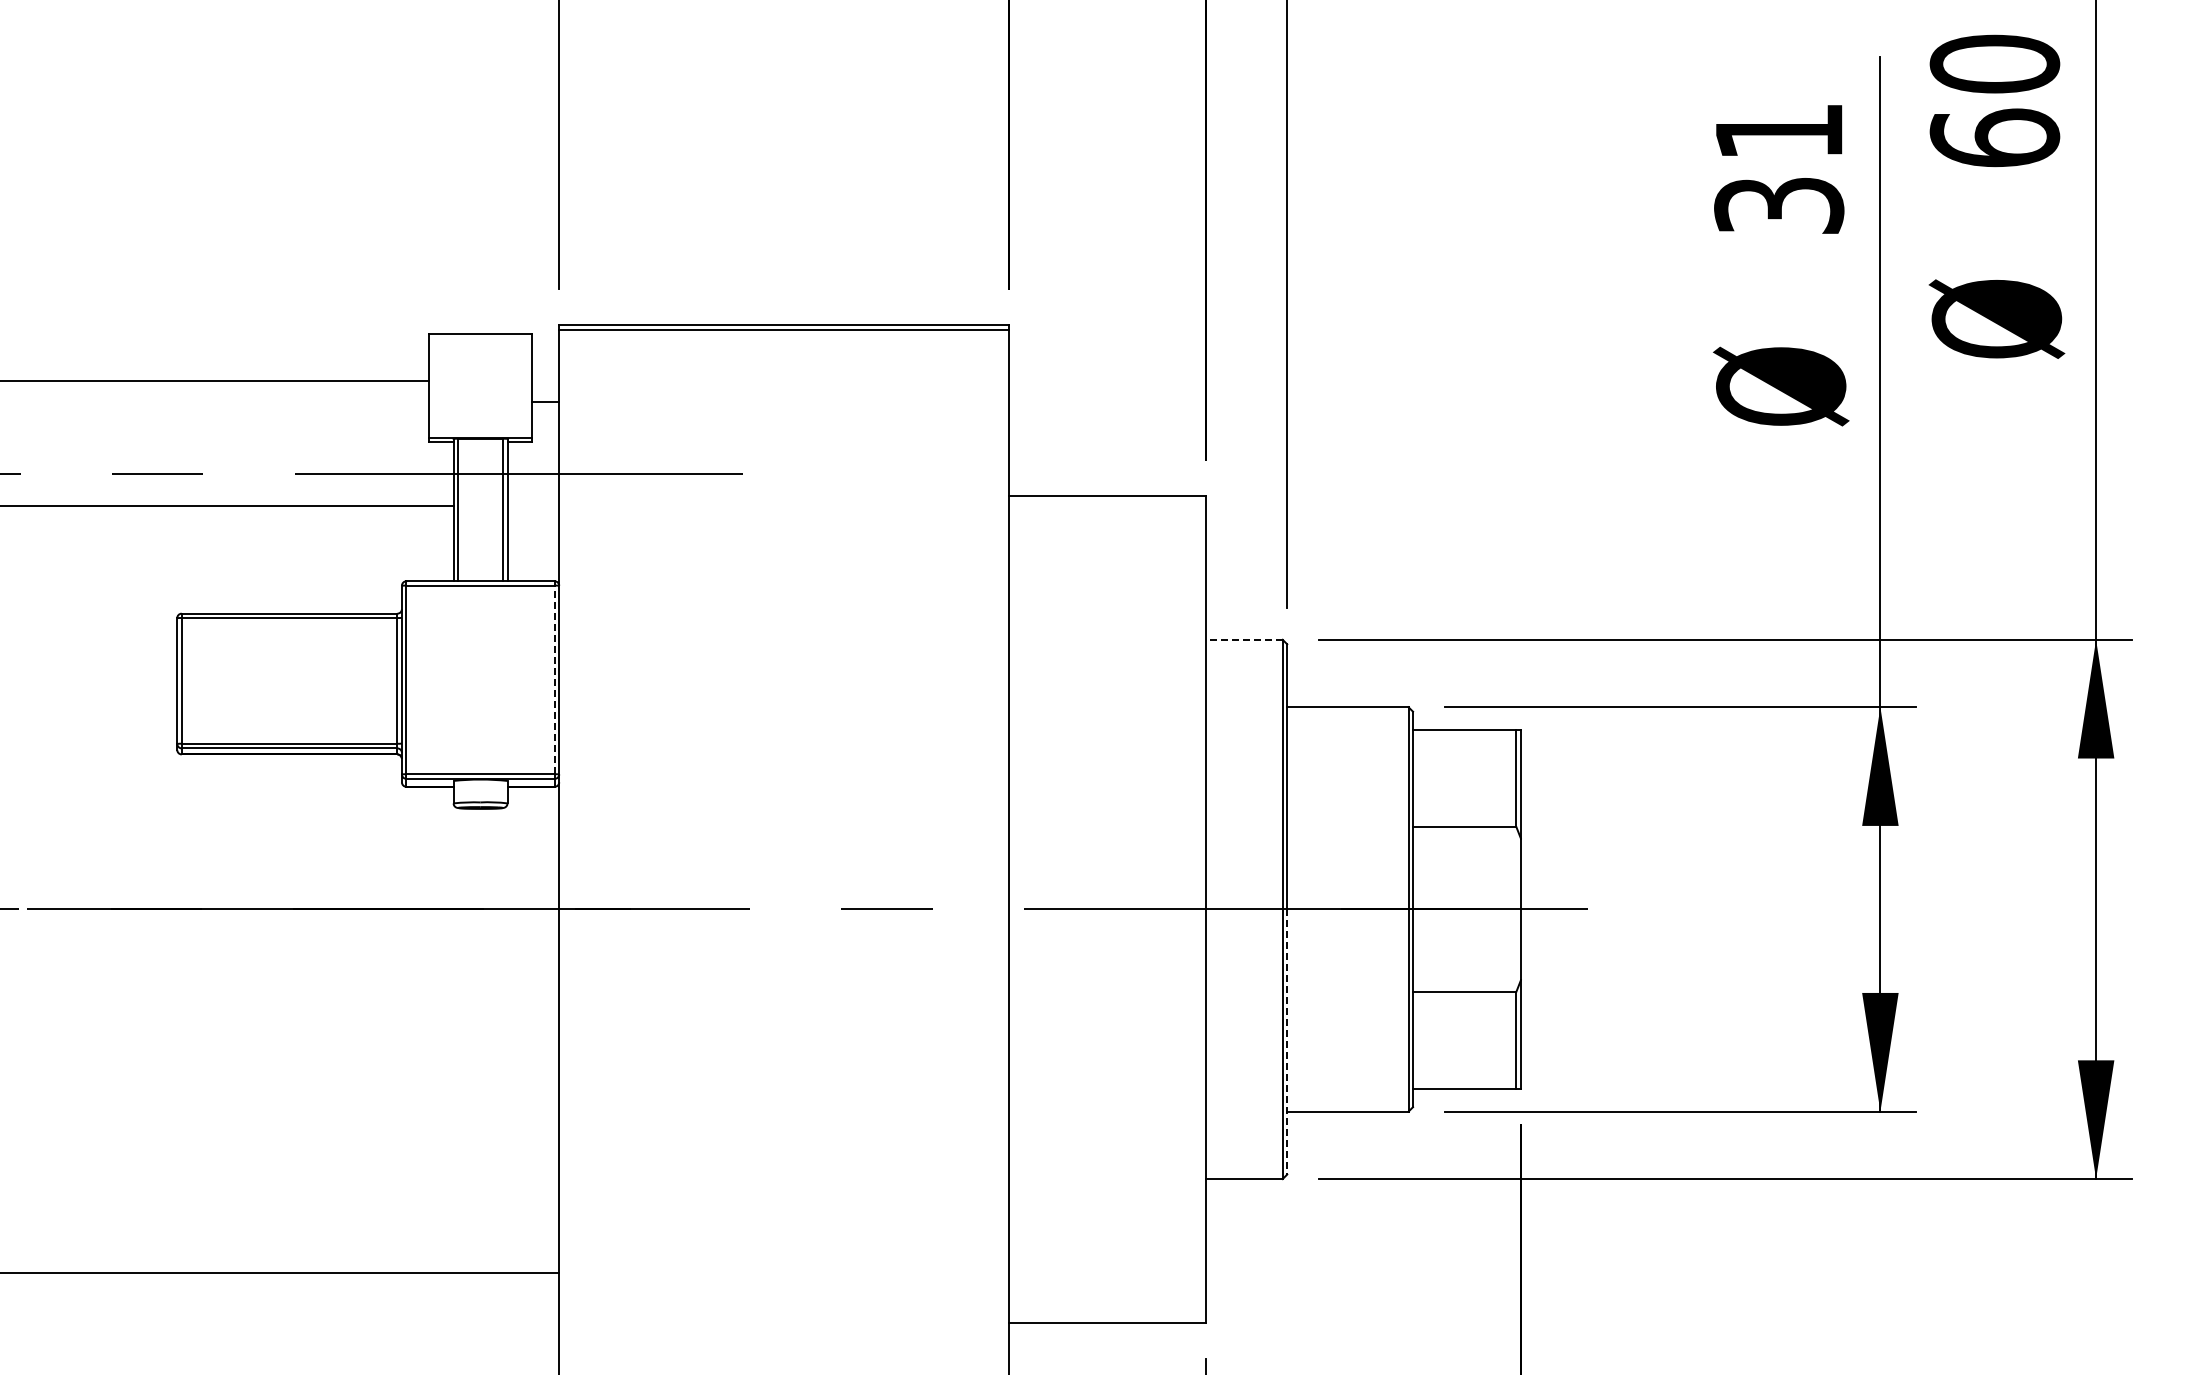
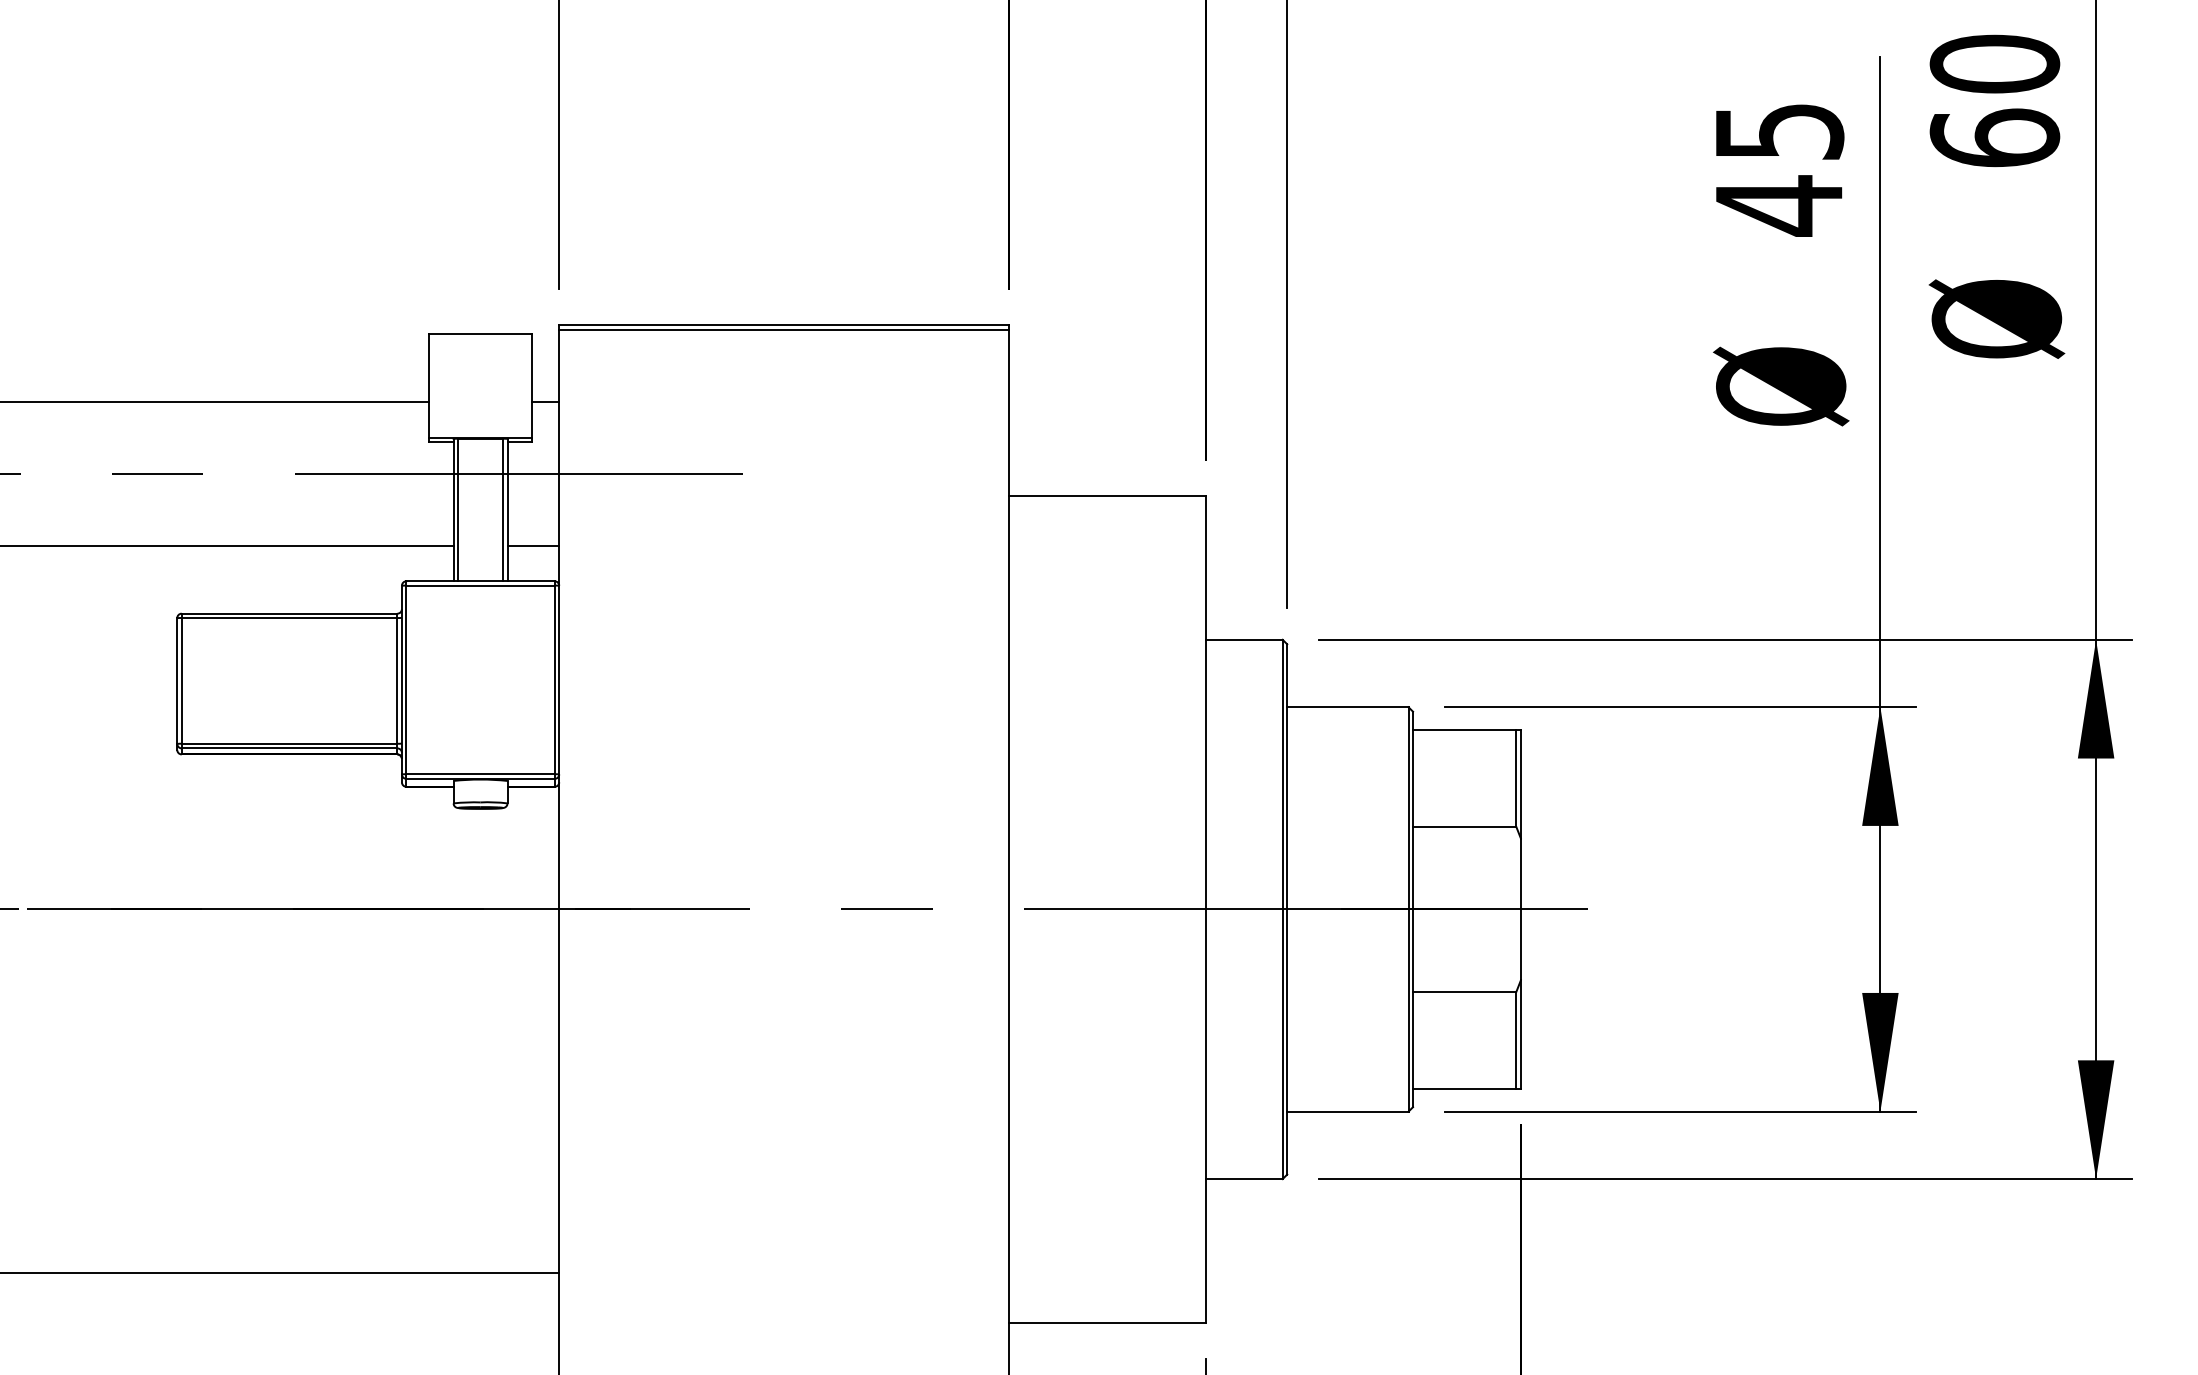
text: 31 -> 45 (1779, 170)
line position: (215, 381) -> (215, 402) (215, 402)
line position: (227, 505) -> (227, 545) (227, 545)
line: none -> present (533, 545)
line: dashed -> solid (1244, 639)
line: dashed -> solid (554, 679)
line: dashed -> solid (1287, 1042)
